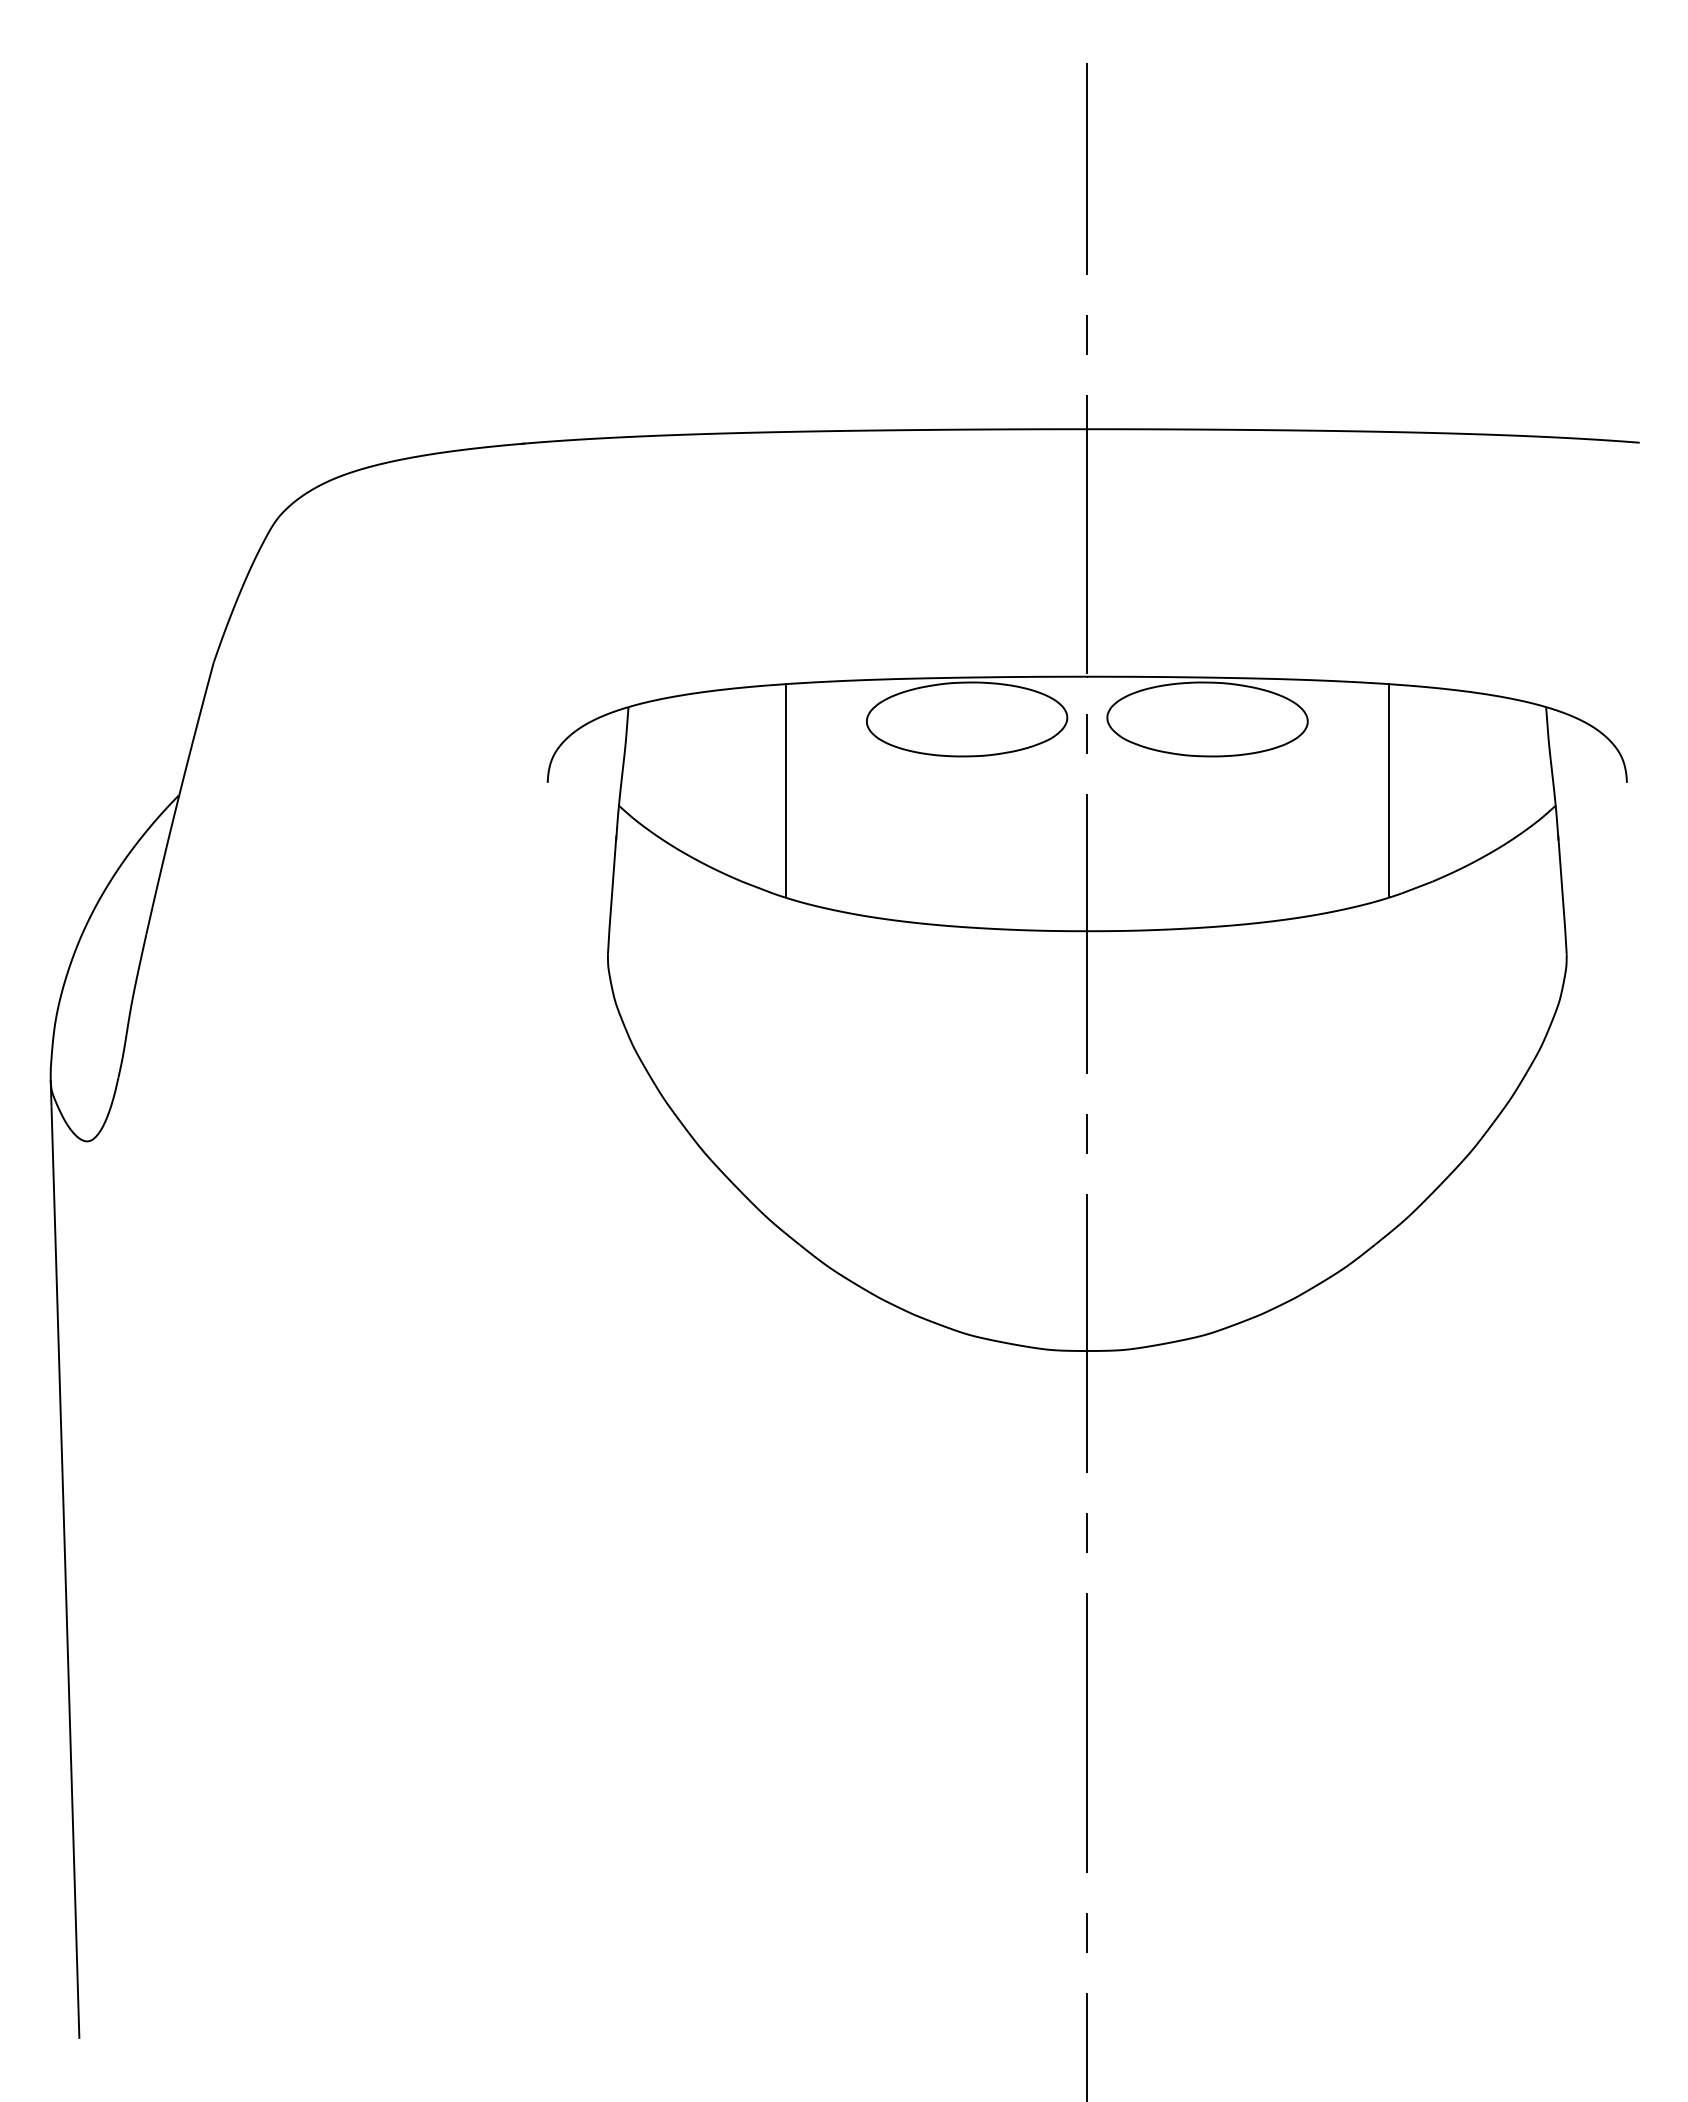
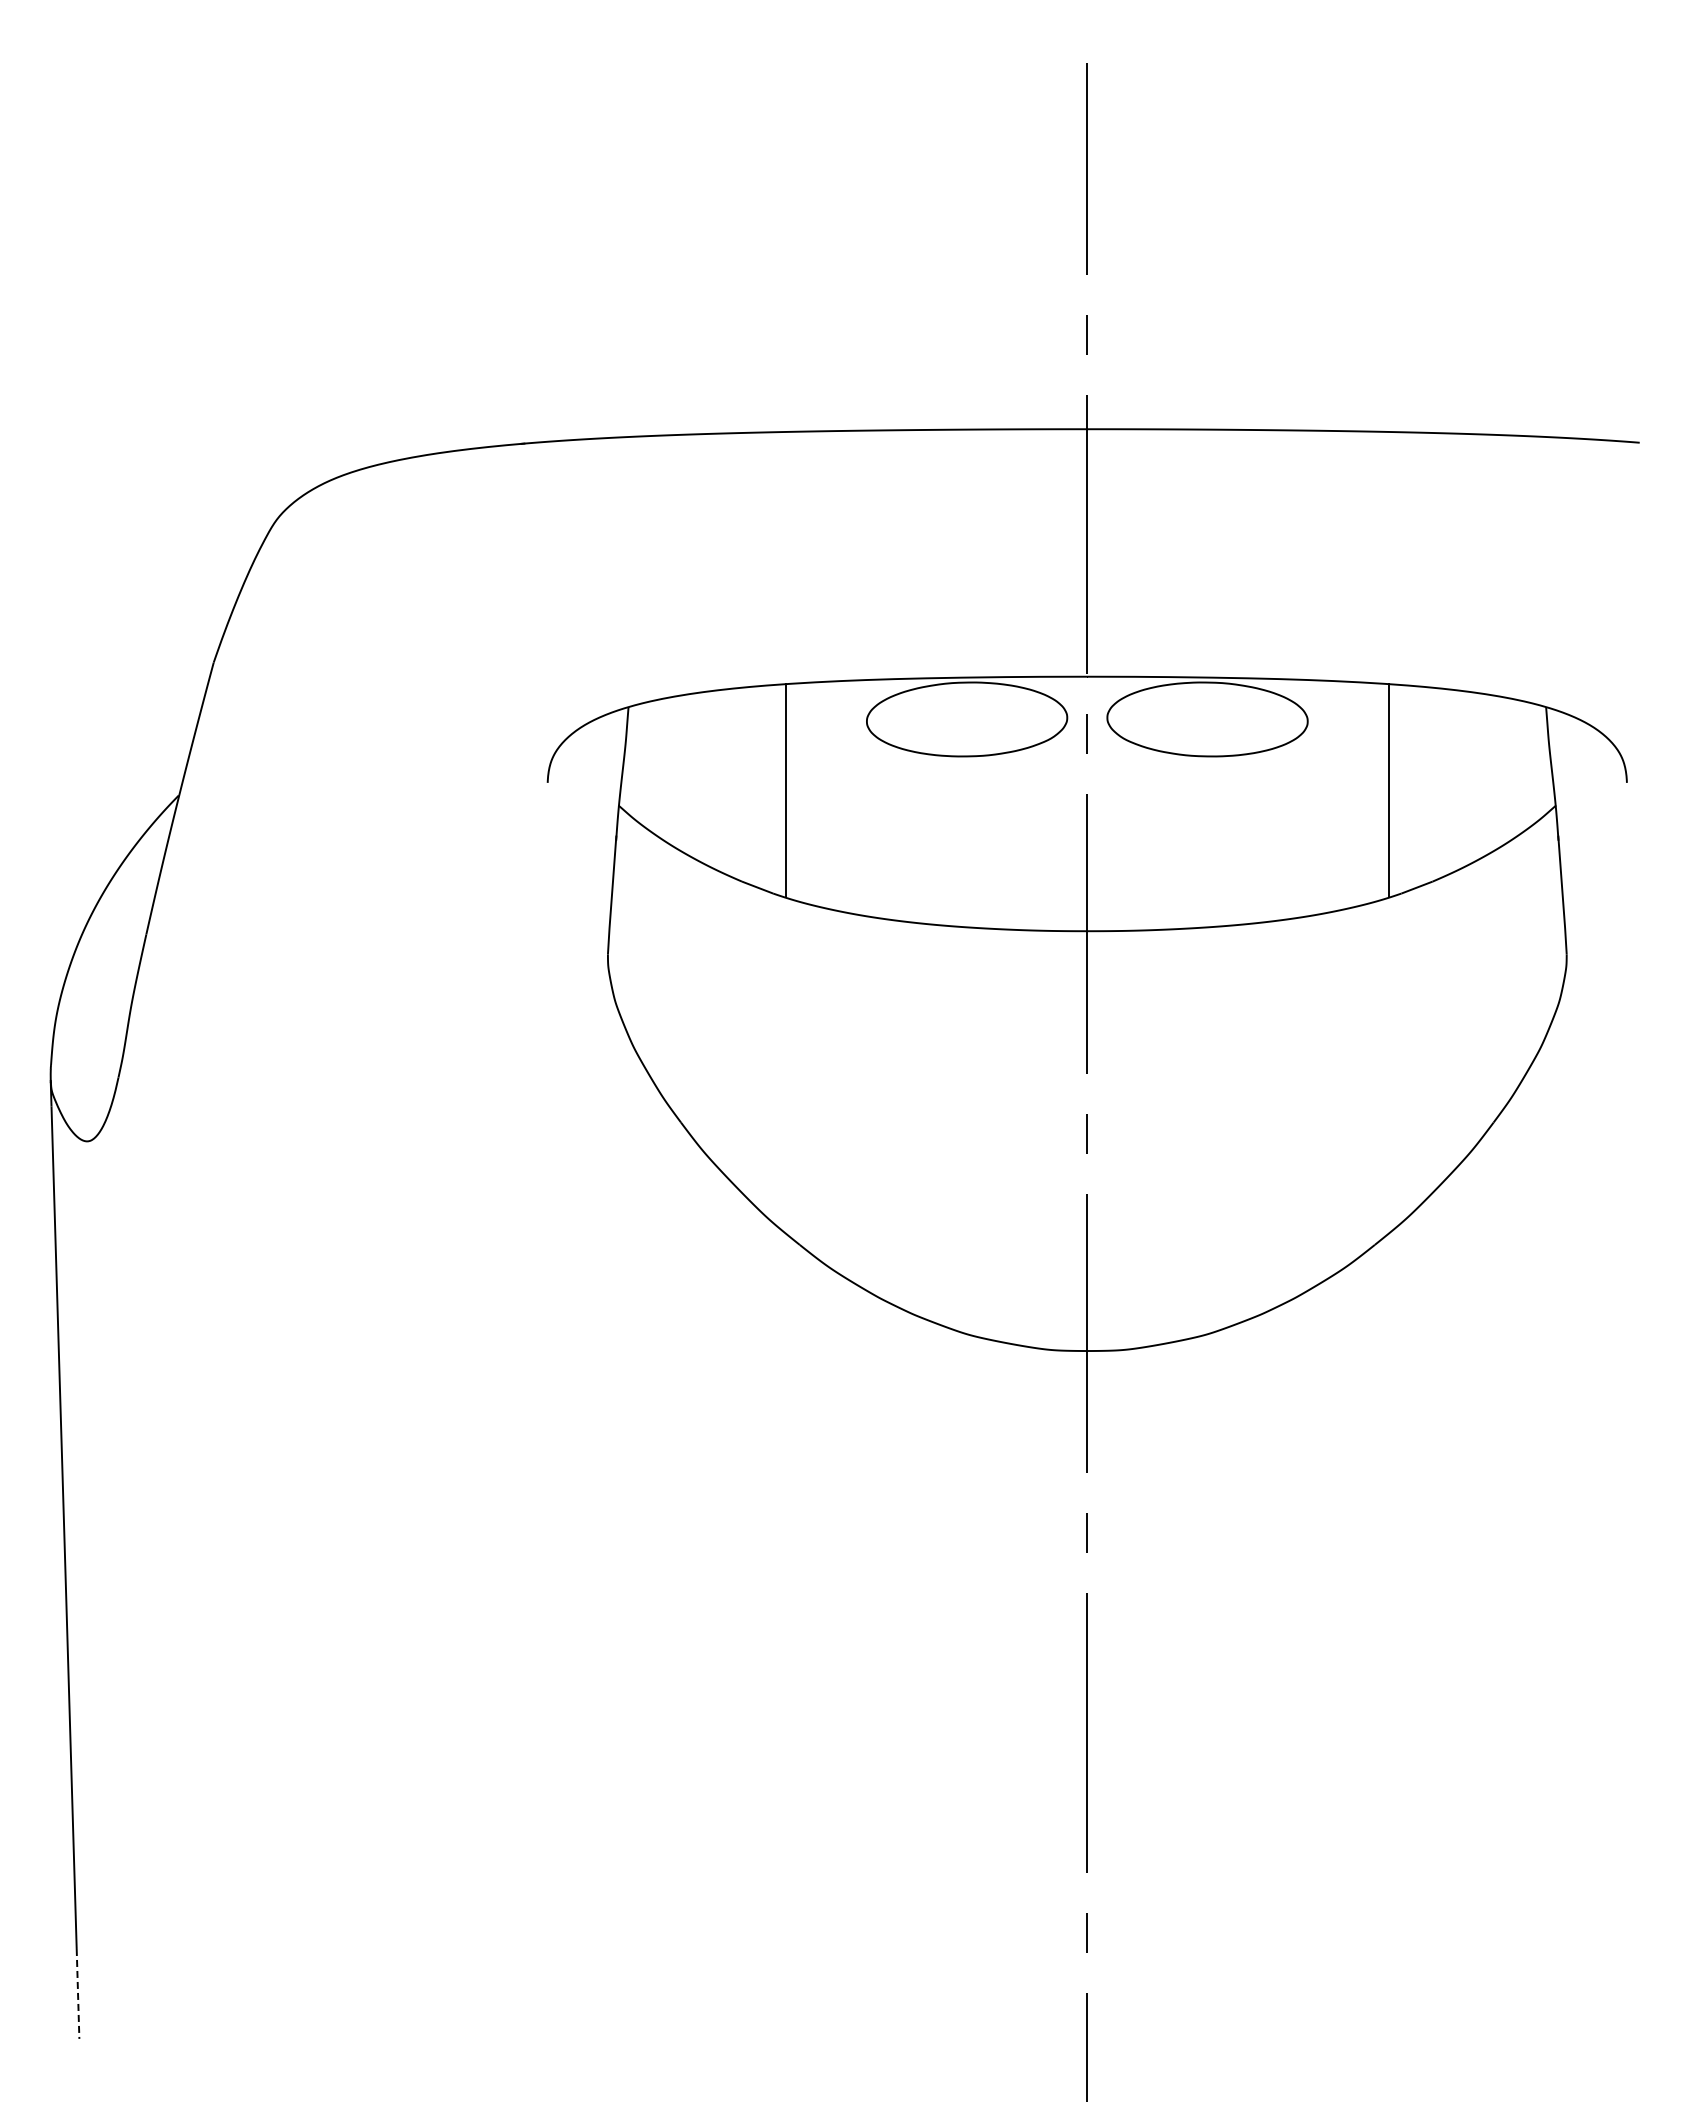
line: solid -> dashed (78, 1993)
